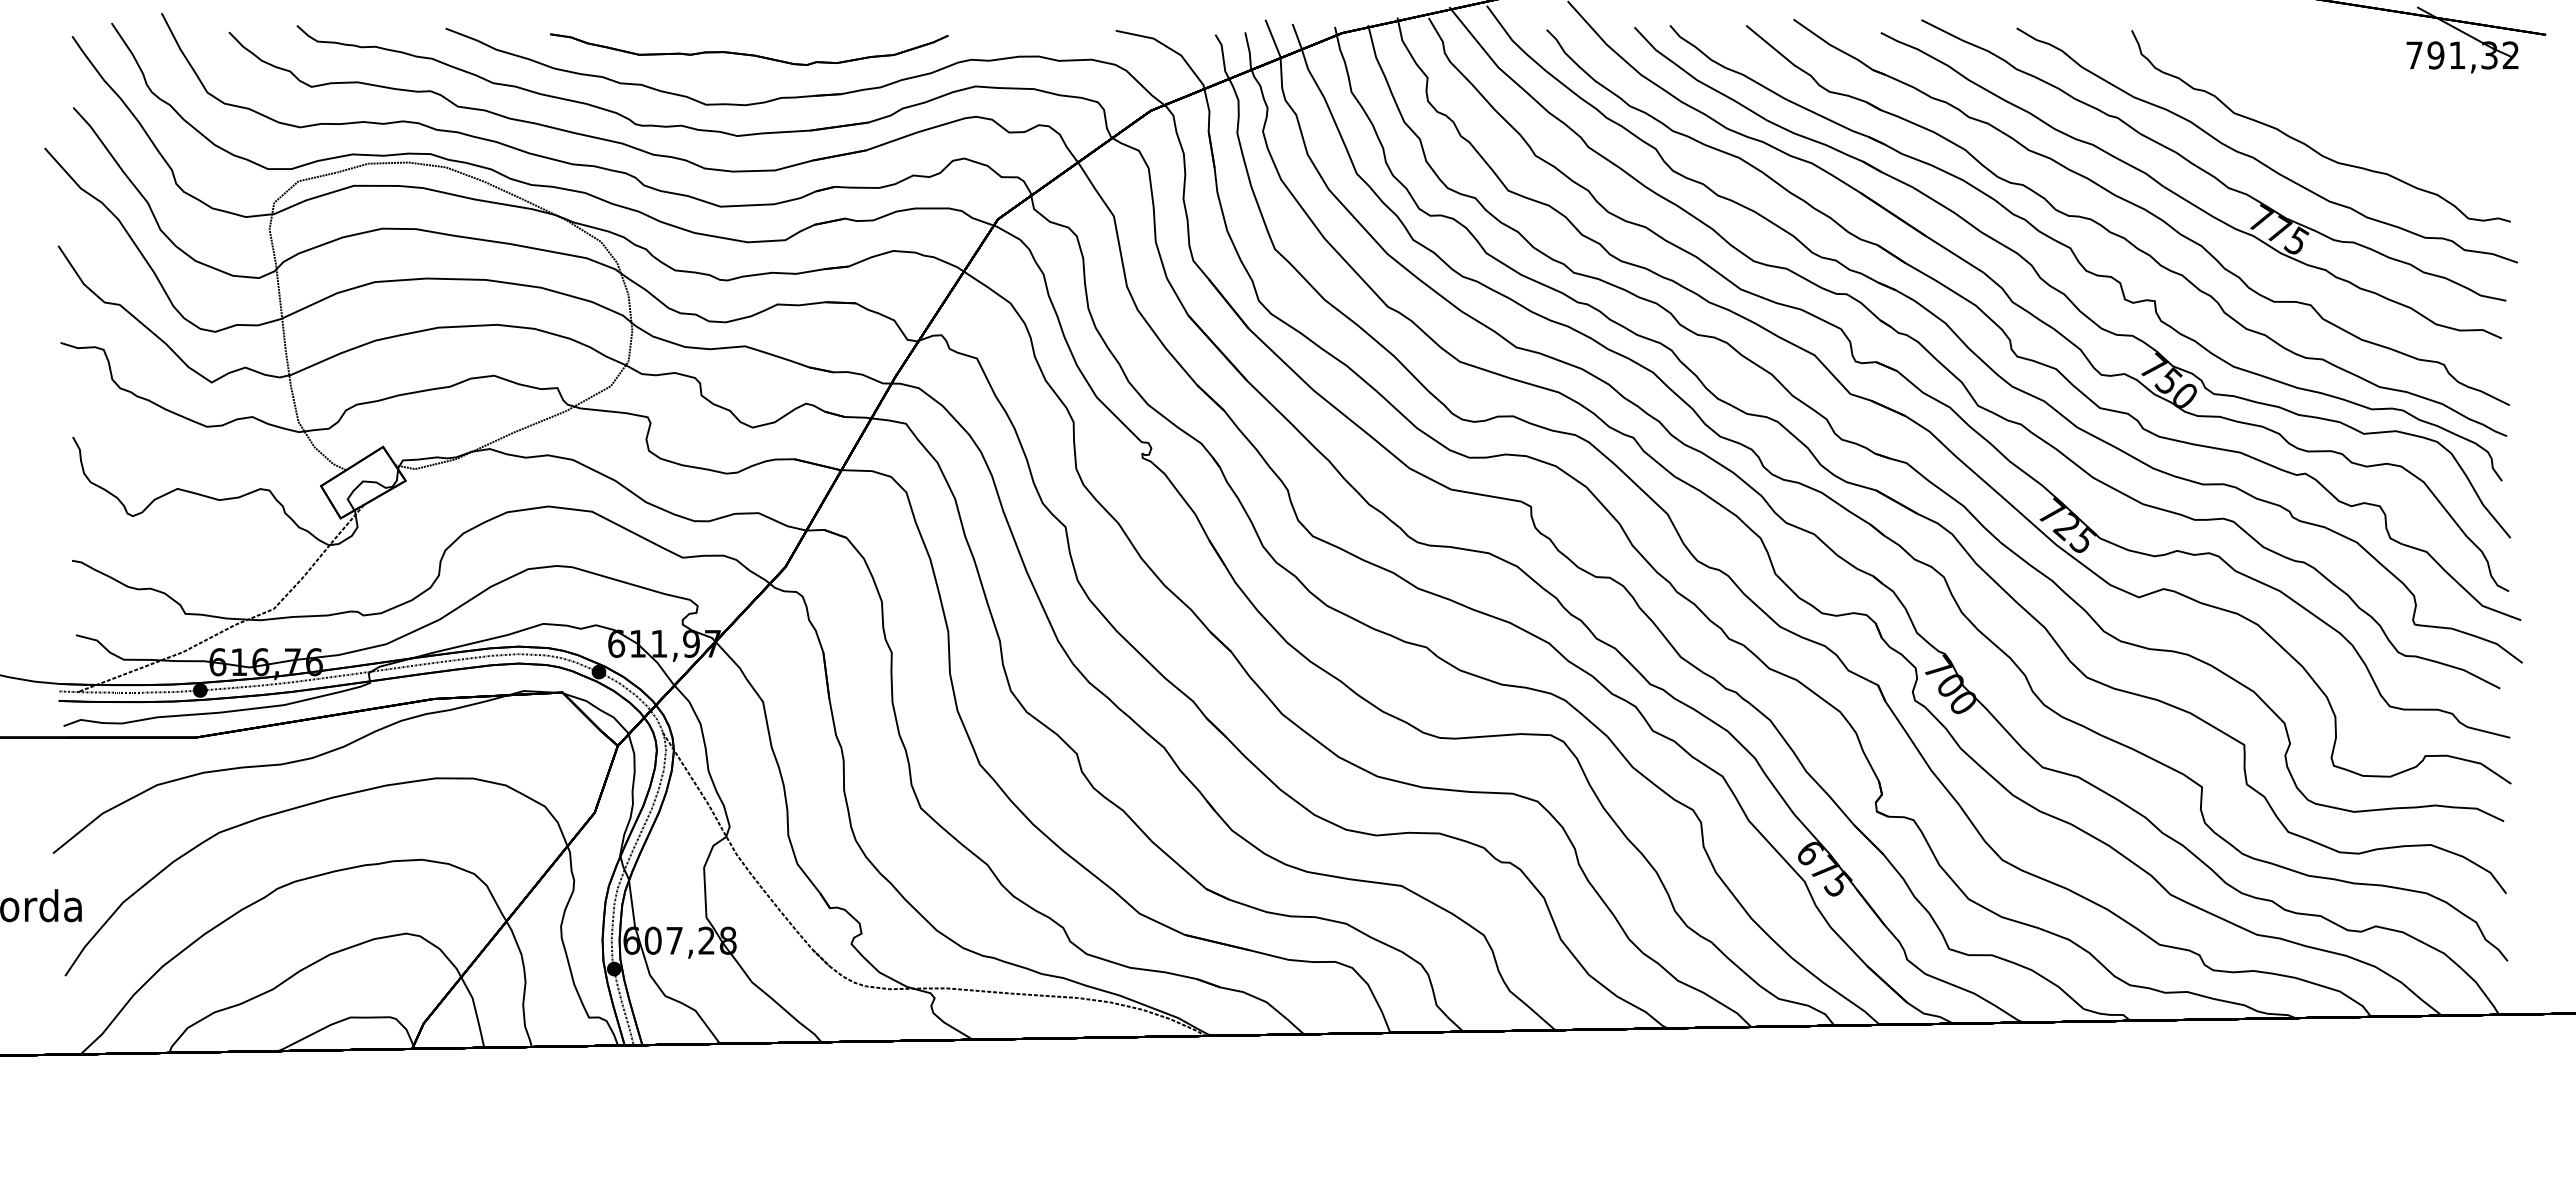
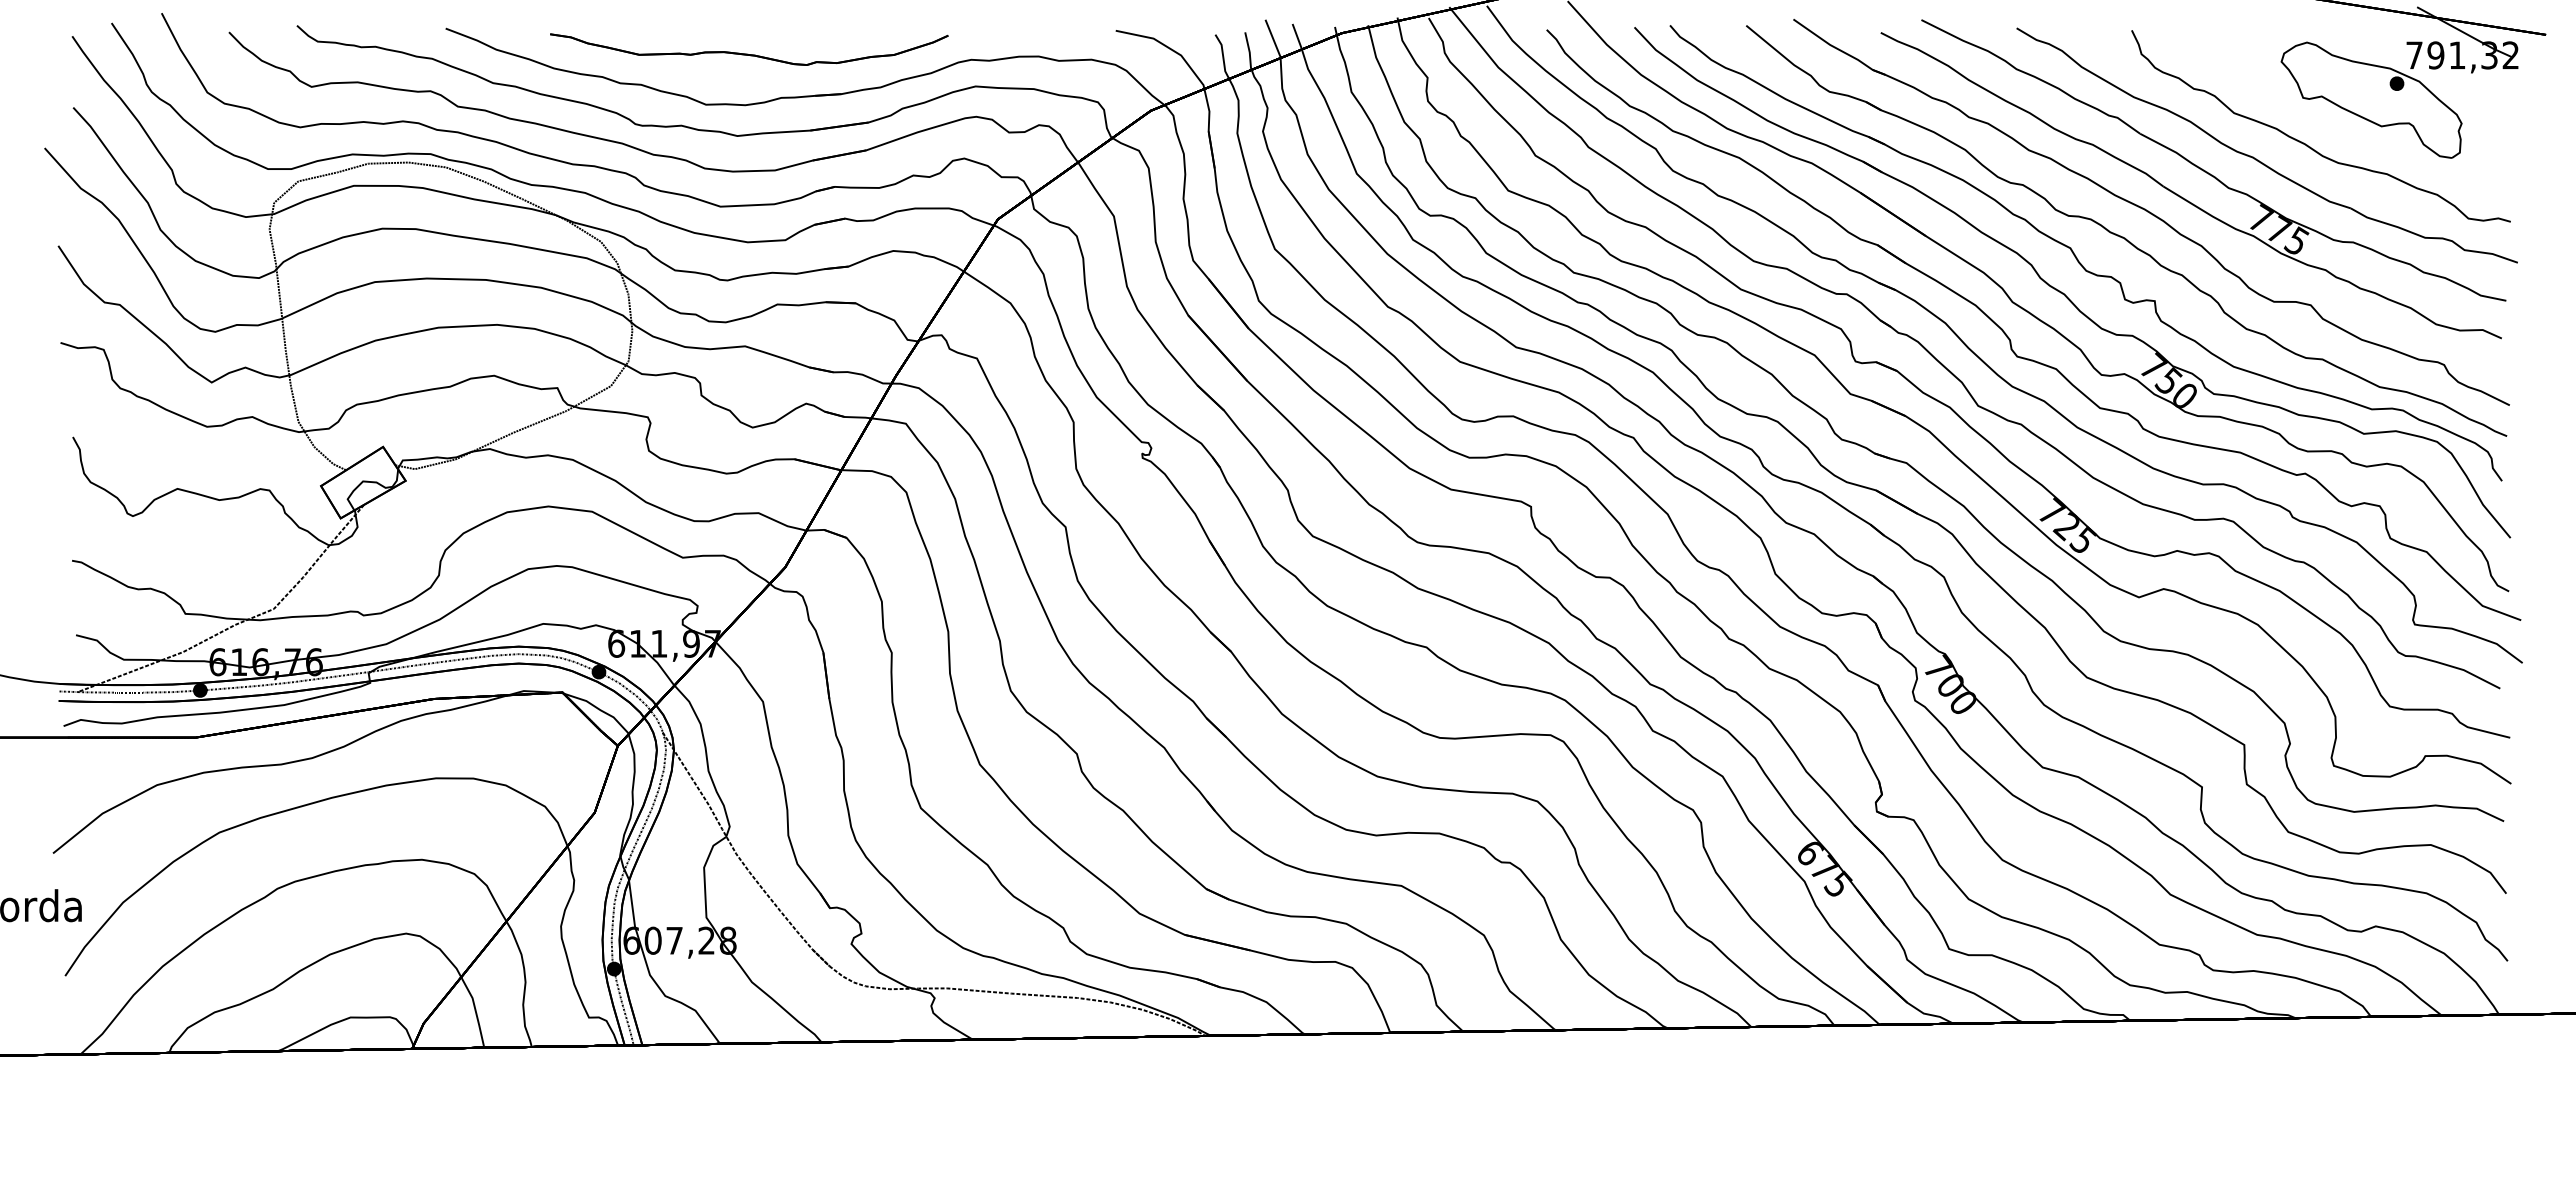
part: none -> present (2371, 99)
